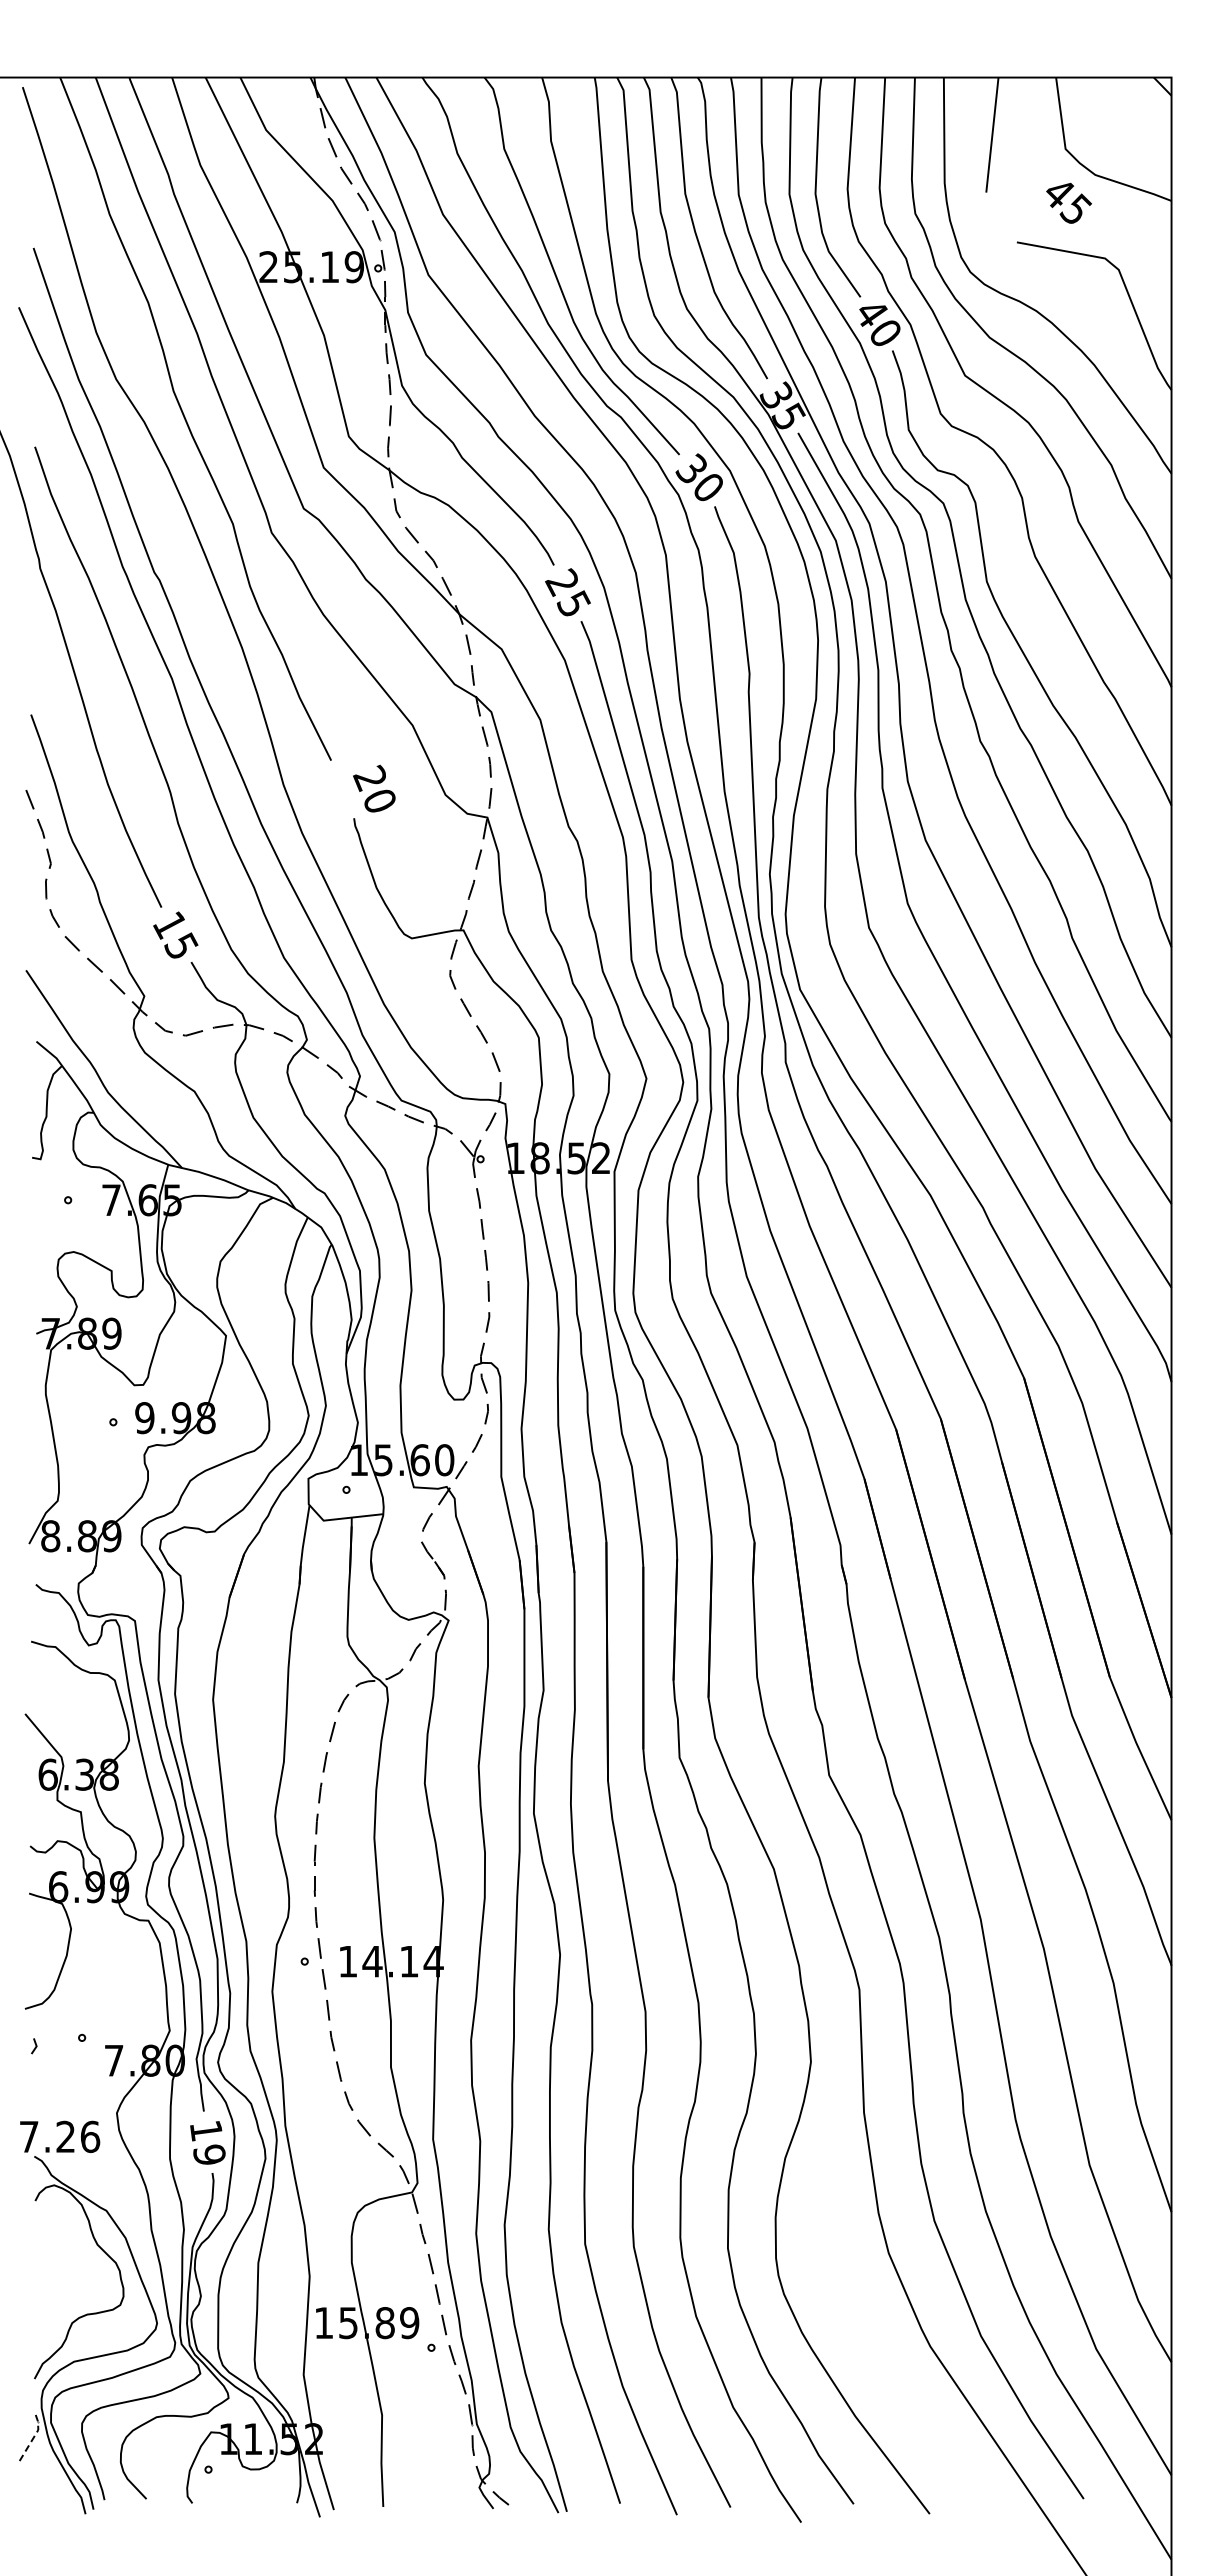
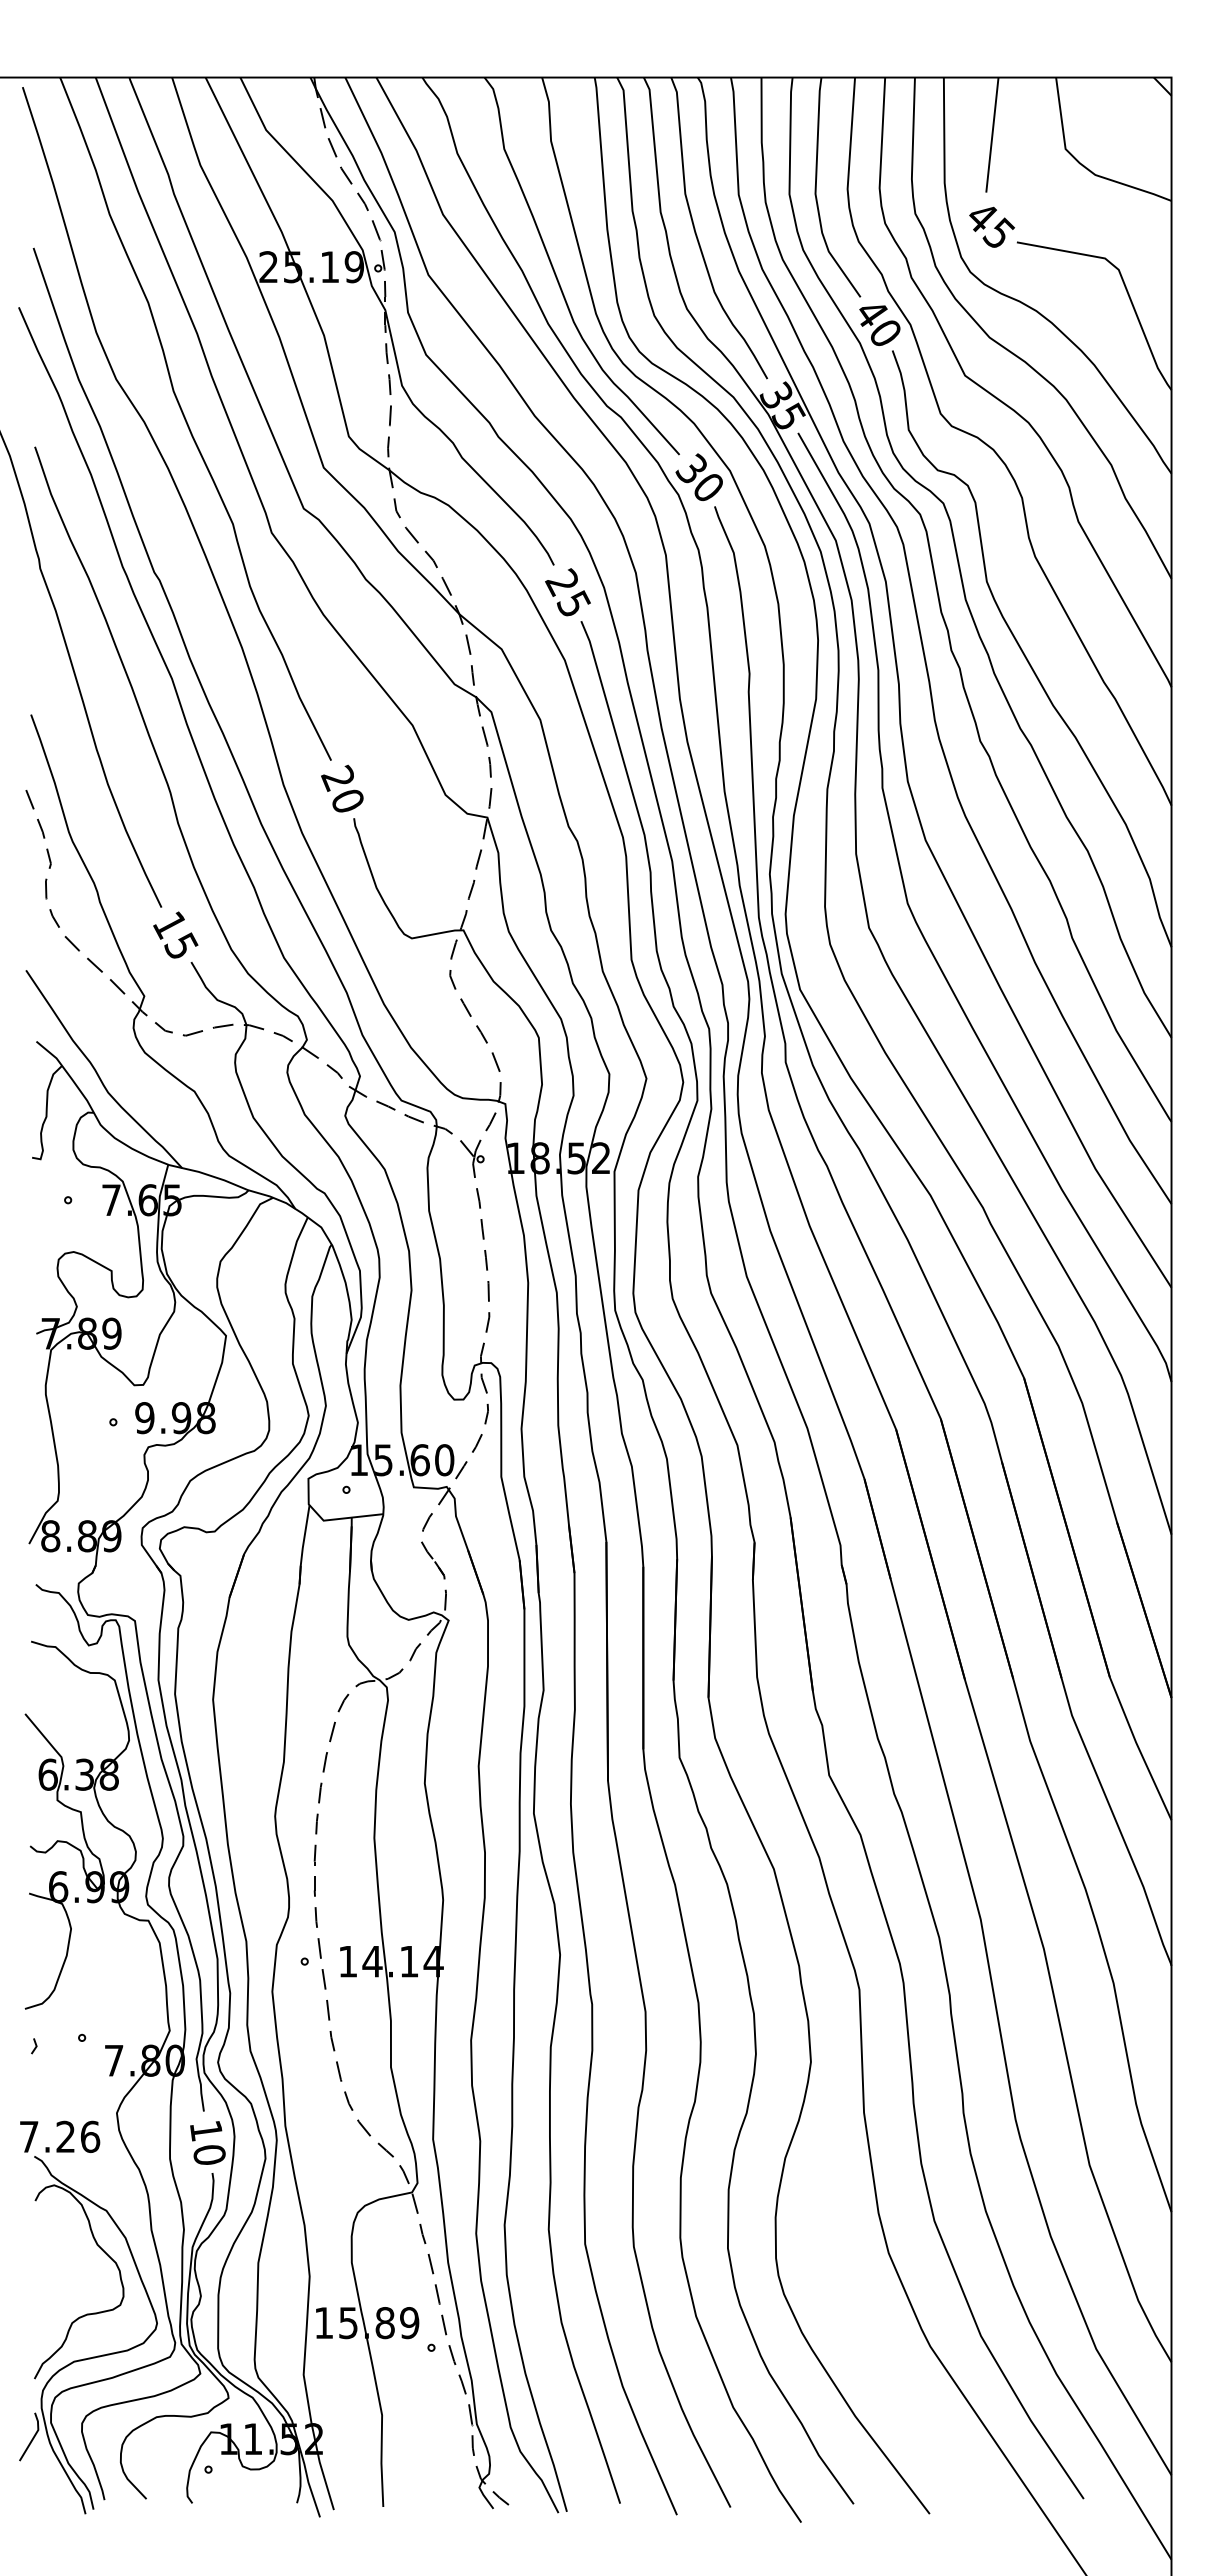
text position: (1068, 202) -> (991, 226) (991, 226)
text position: (374, 788) -> (342, 788) (342, 788)
text: 19 -> 10 (209, 2154)
line: dashed -> solid (34, 2436)
